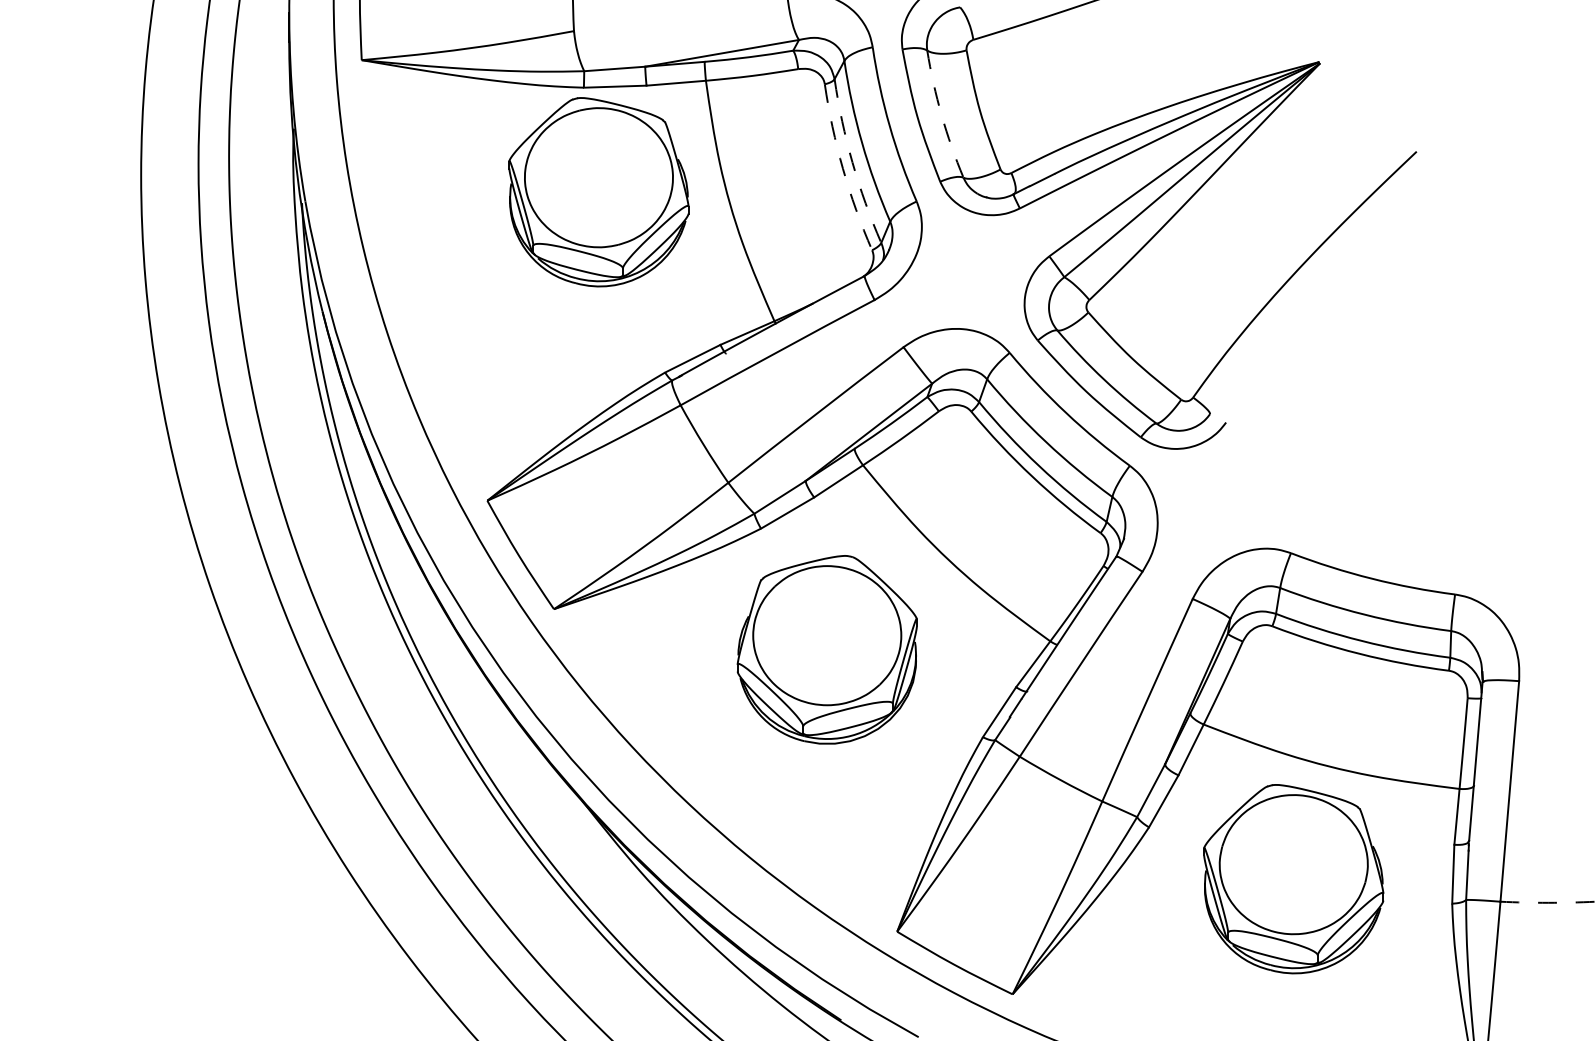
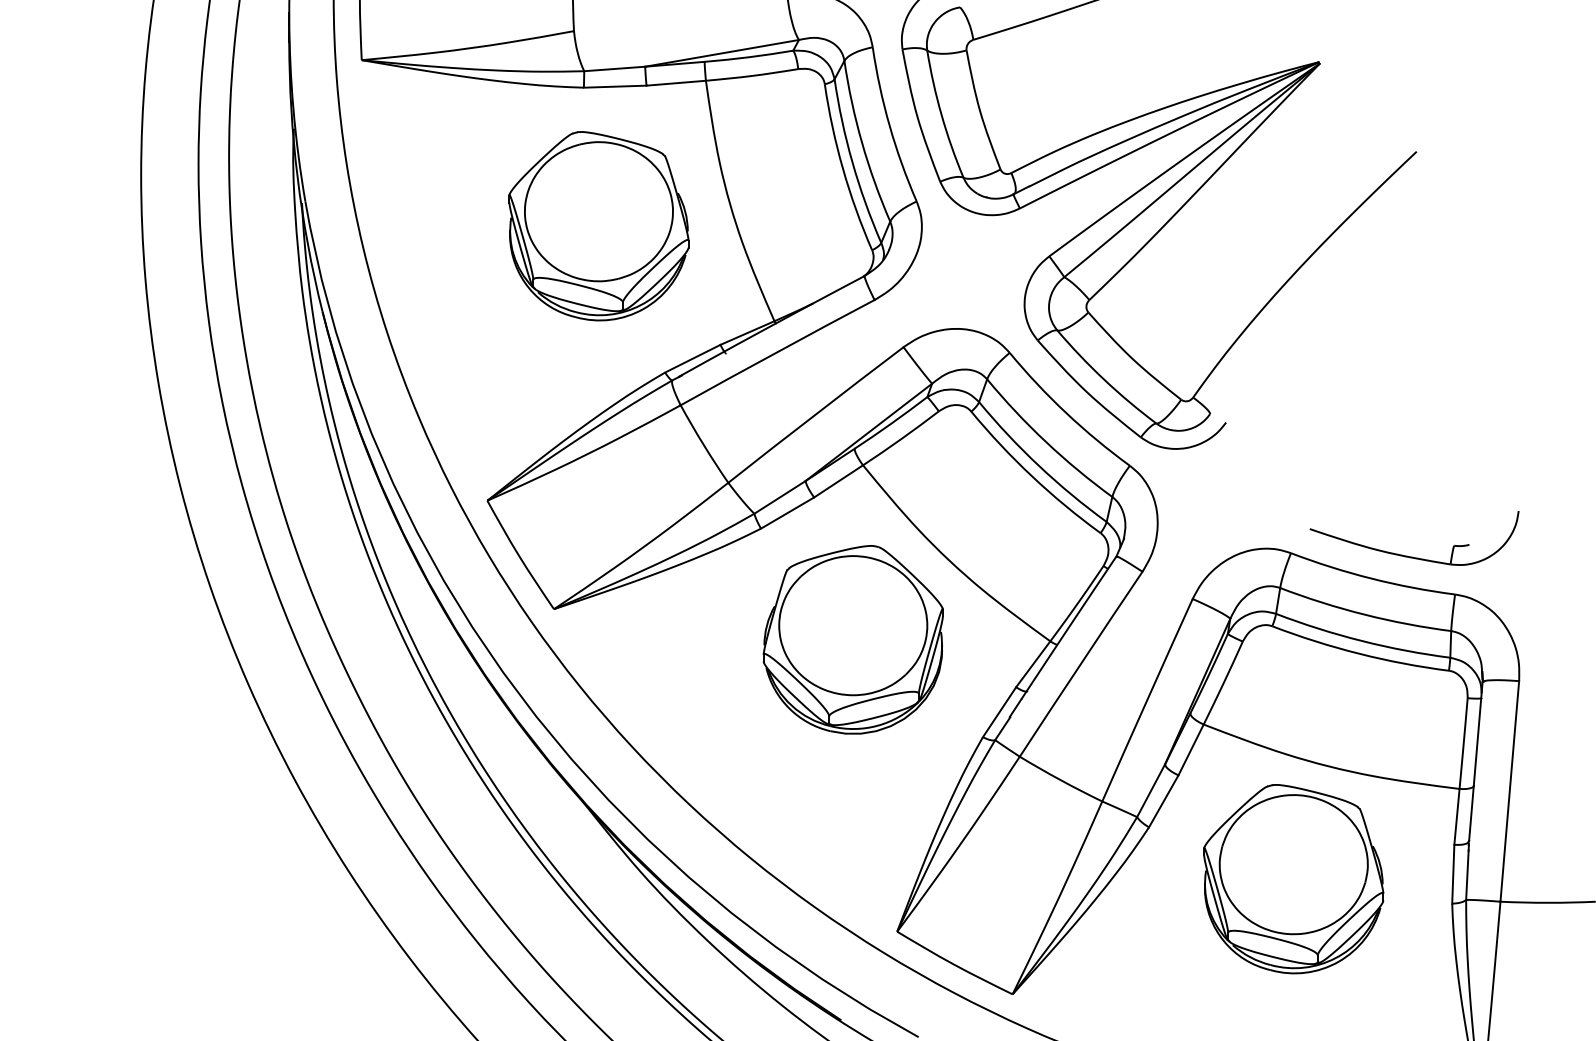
arc: dashed -> solid (941, 115)
arc: dashed -> solid (852, 162)
arc: dashed -> solid (842, 168)
part position: (598, 192) -> (598, 226) (598, 226)
part: none -> present (1412, 556)
part position: (826, 649) -> (852, 639) (852, 639)
arc: dashed -> solid (1548, 902)
